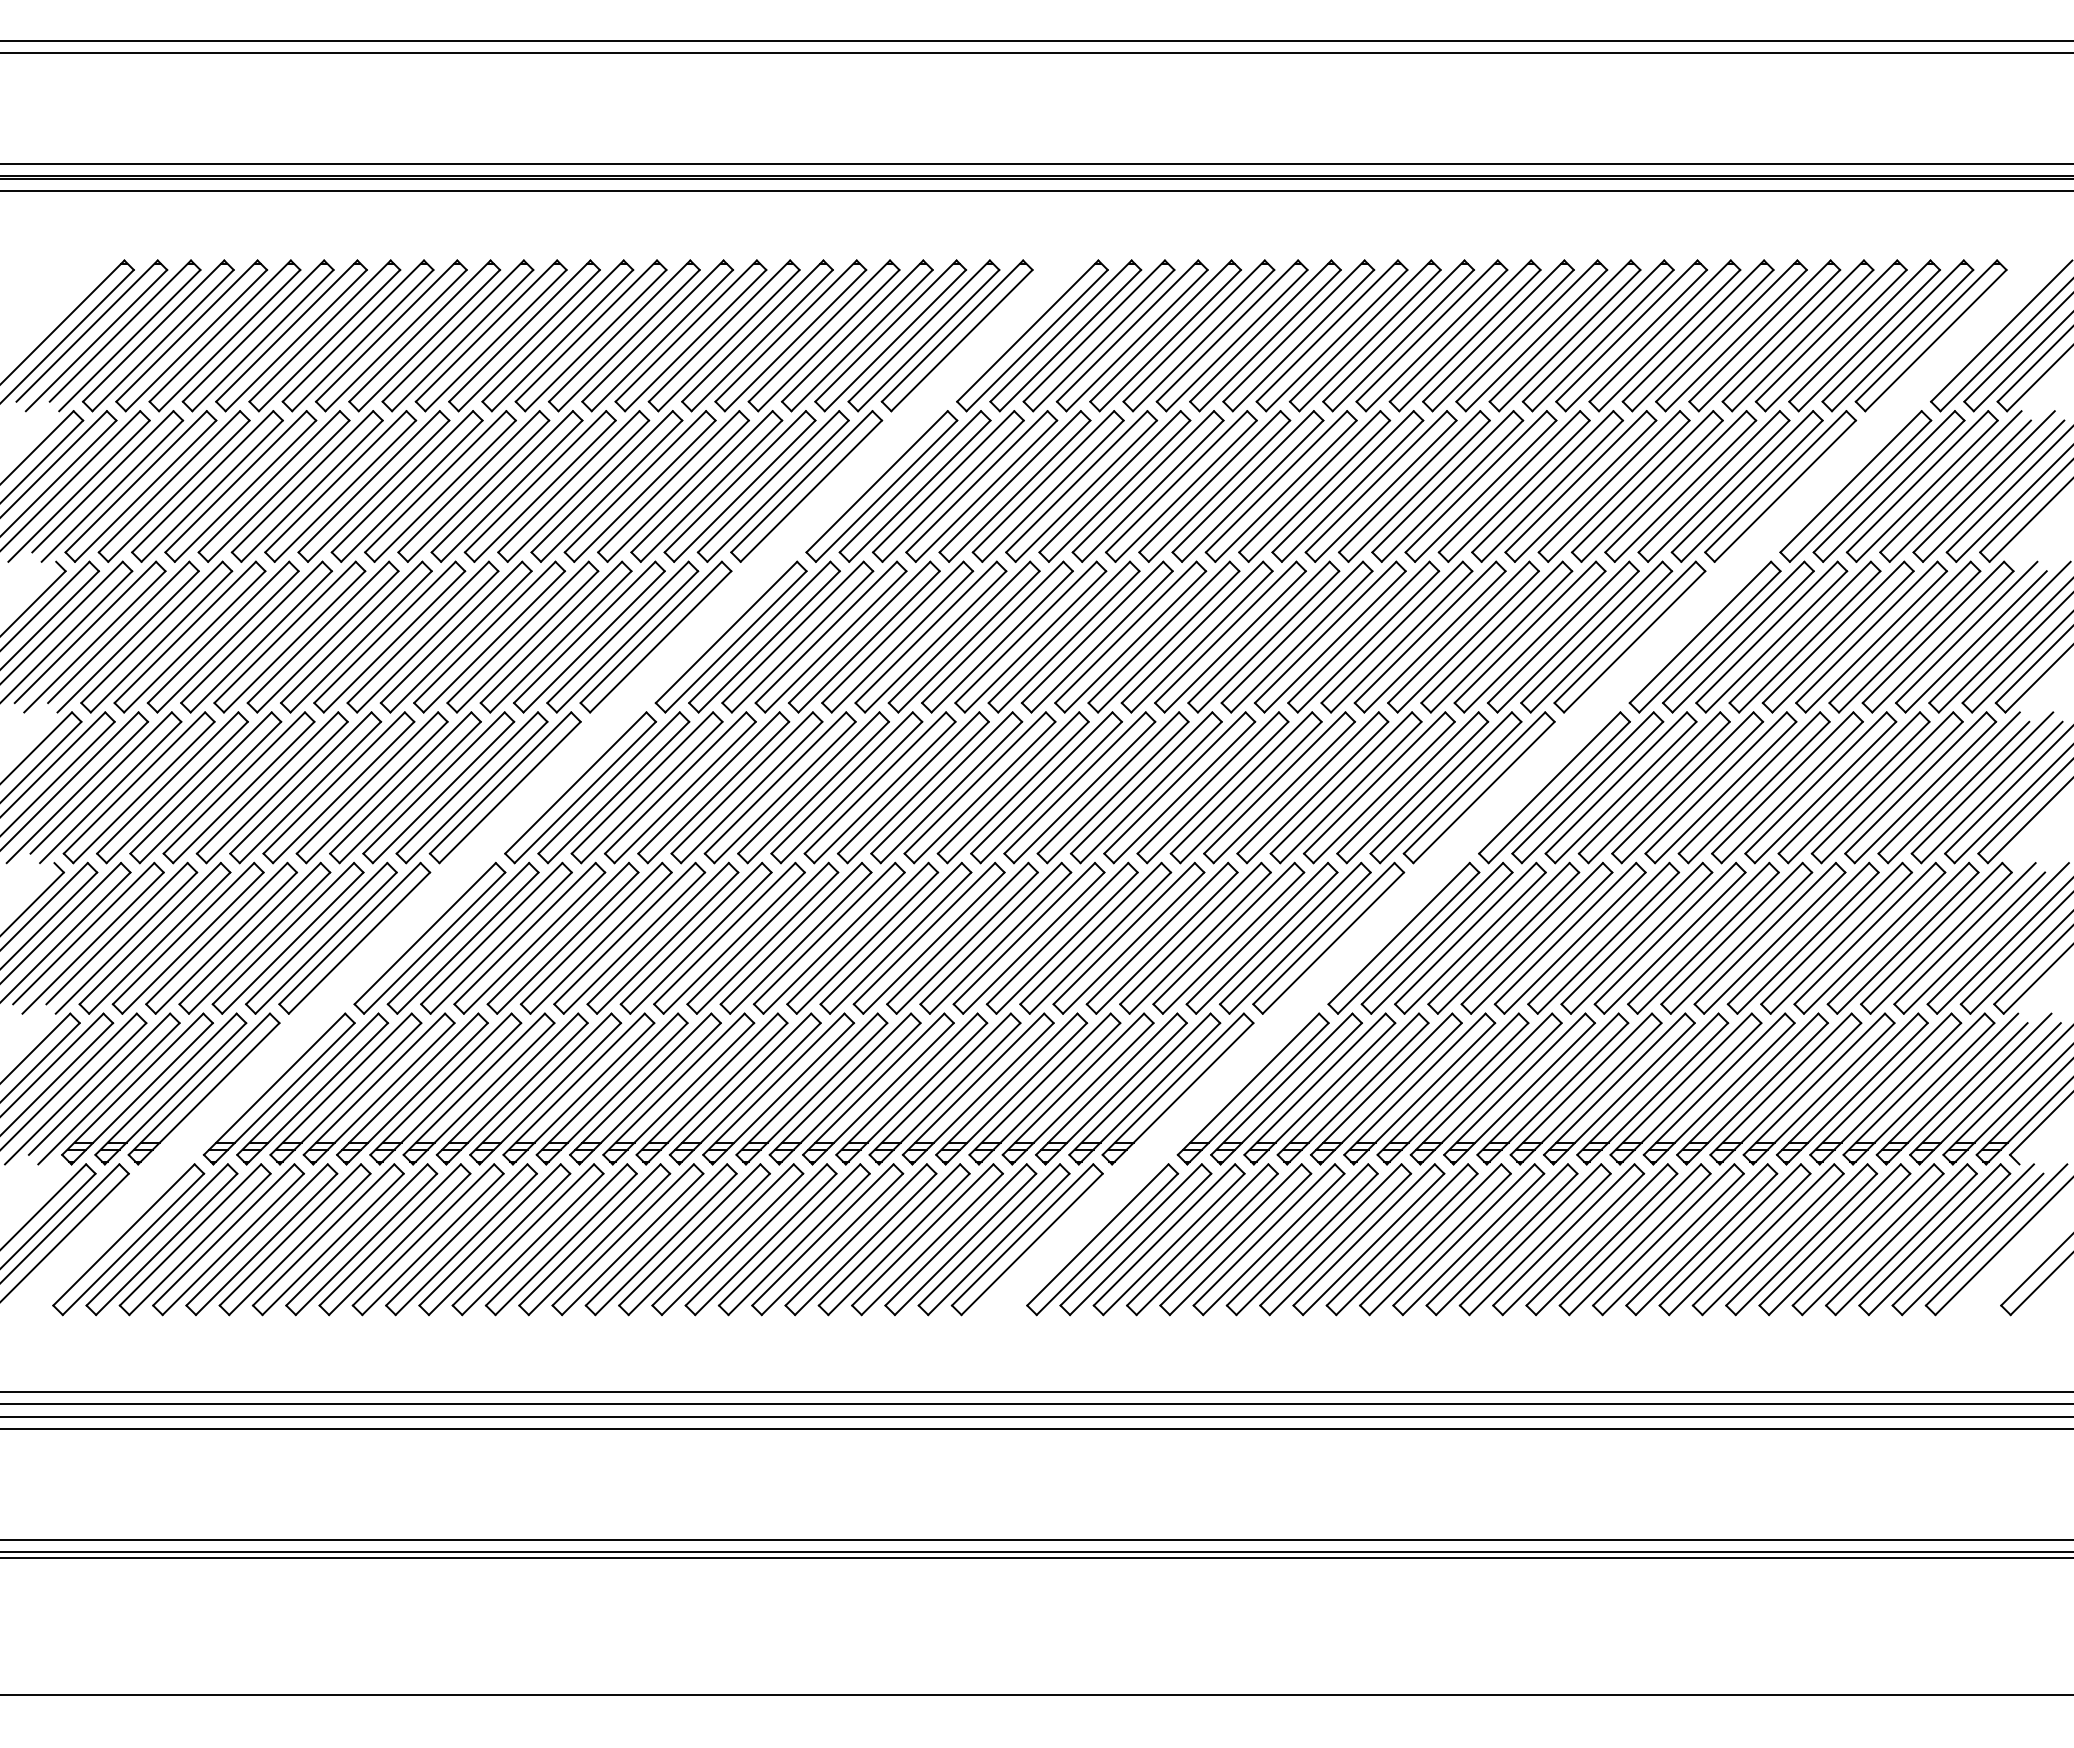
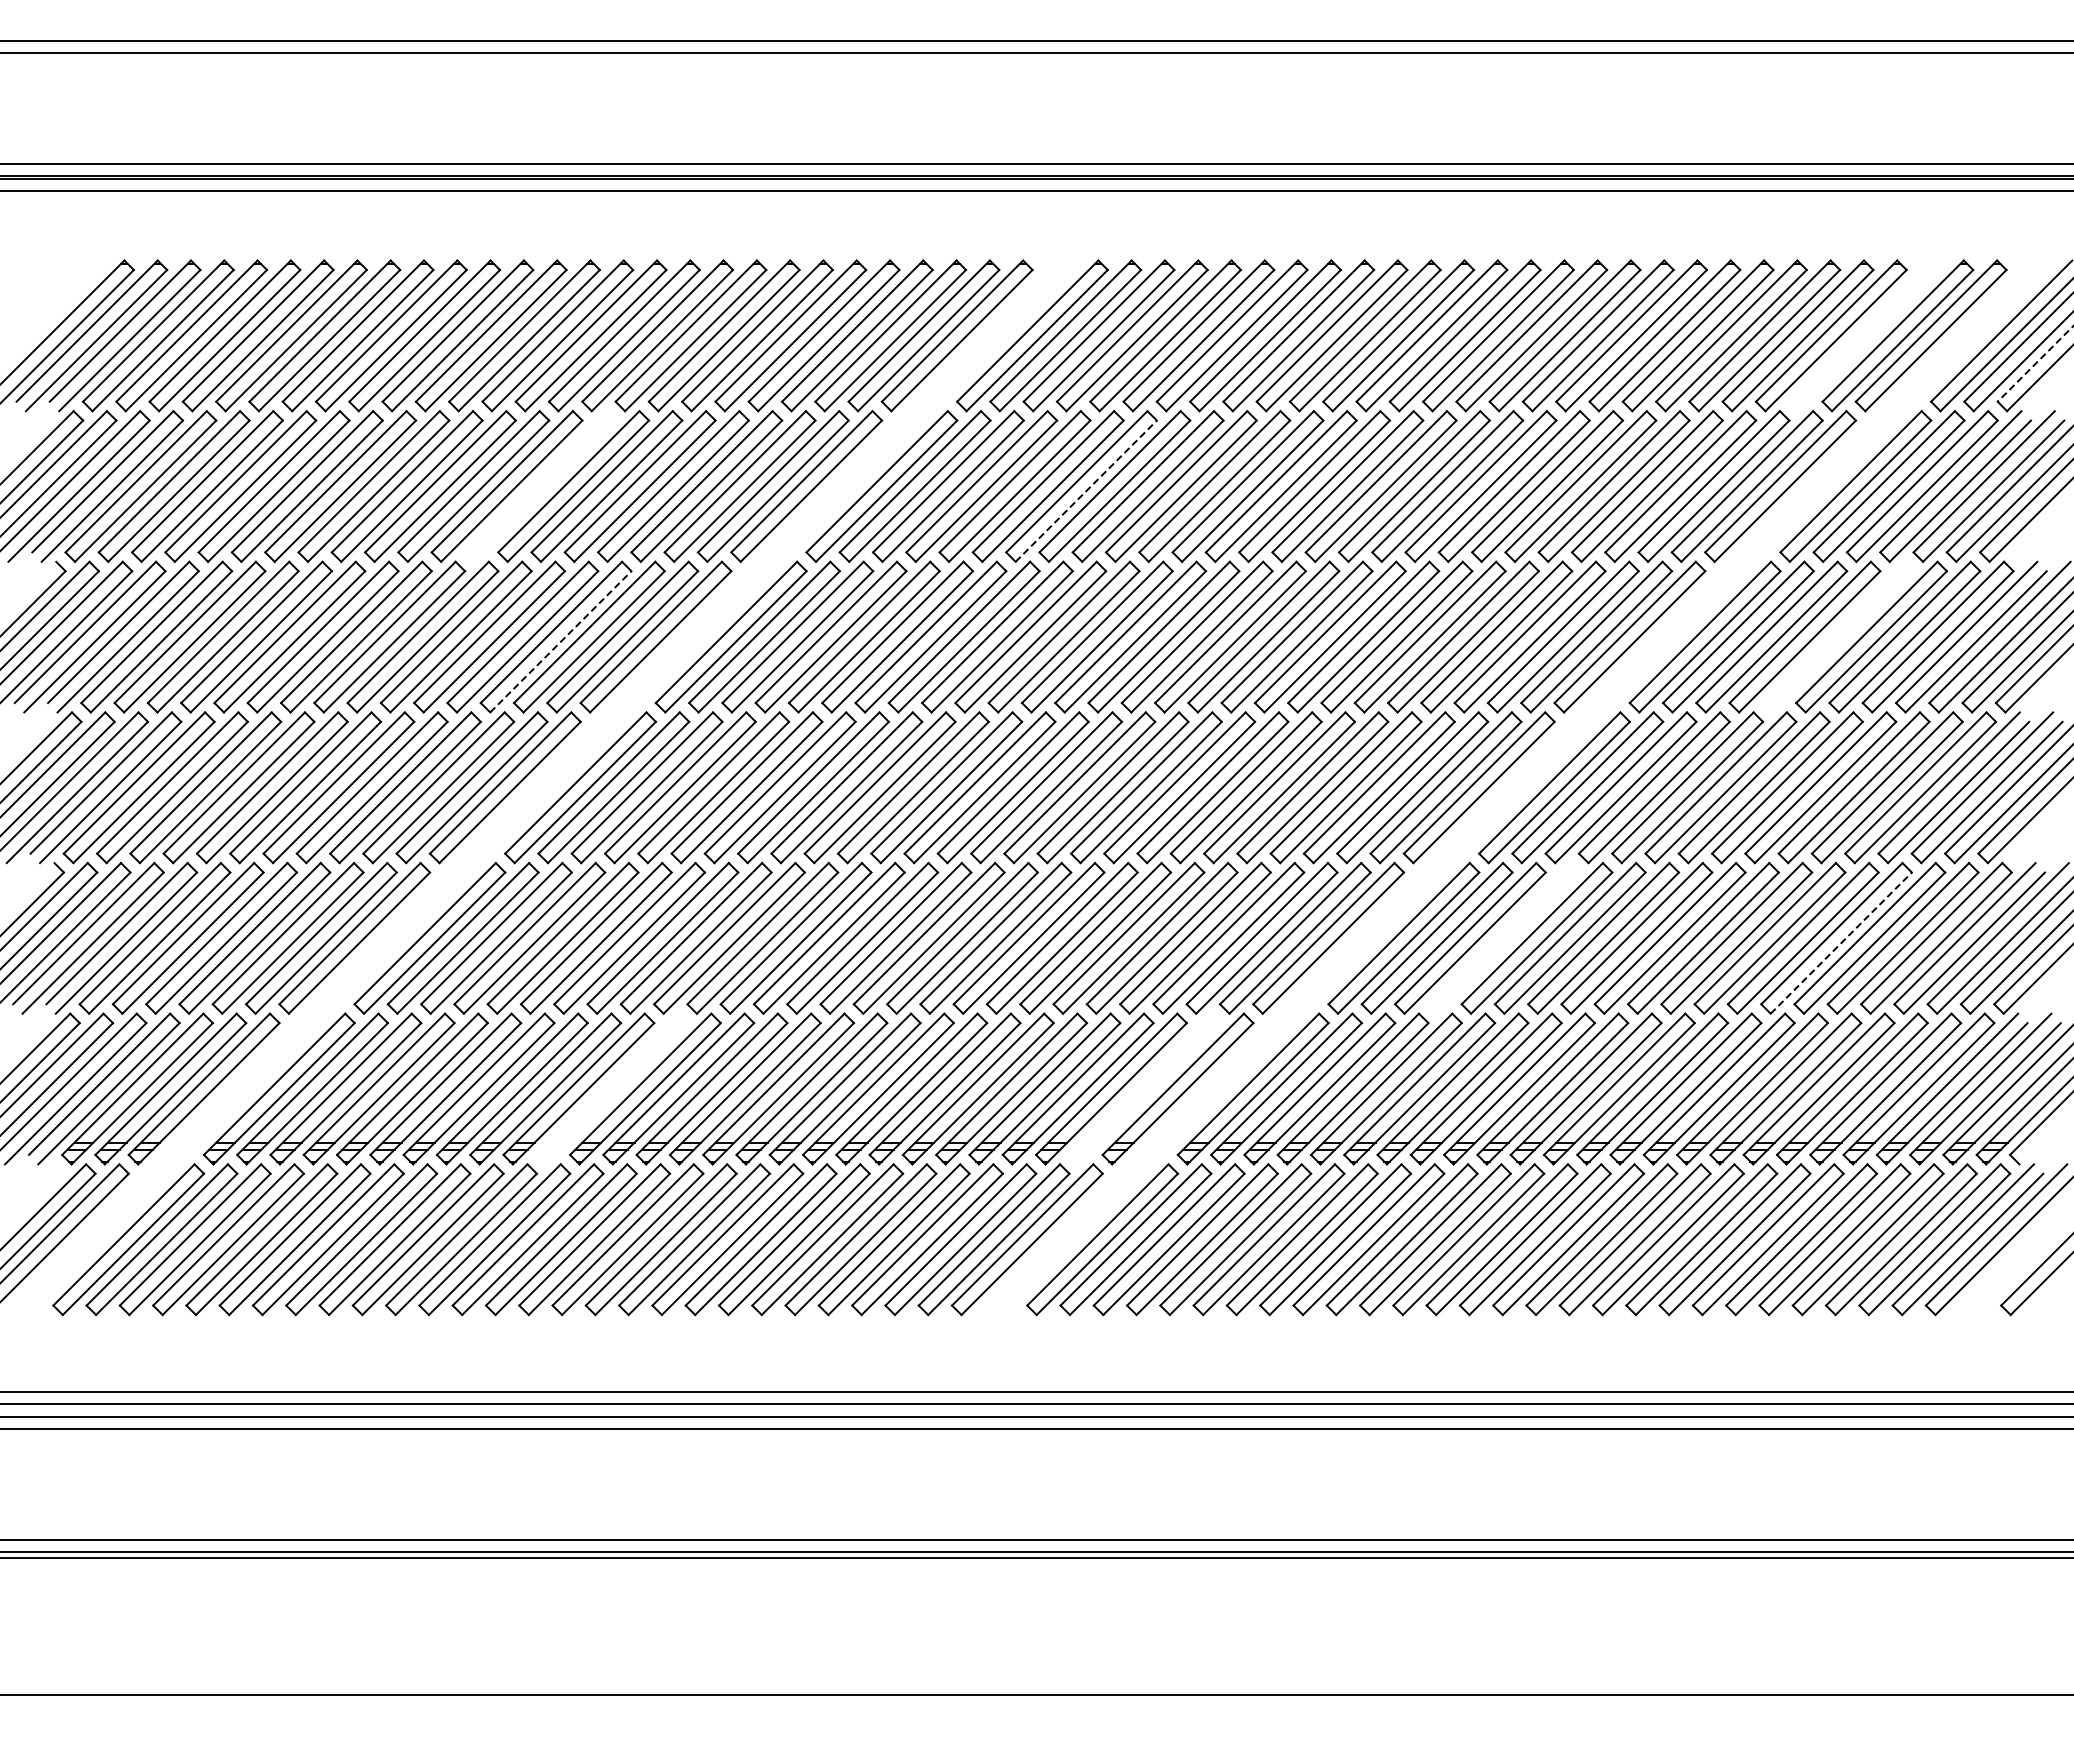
part: present -> none (1864, 335)
line: solid -> dashed (2035, 363)
part: present -> none (539, 486)
line: solid -> dashed (1086, 491)
part: present -> none (1837, 636)
line: solid -> dashed (560, 641)
part: present -> none (1503, 937)
line: solid -> dashed (1841, 943)
part: present -> none (611, 1088)
part: present -> none (1144, 1088)
